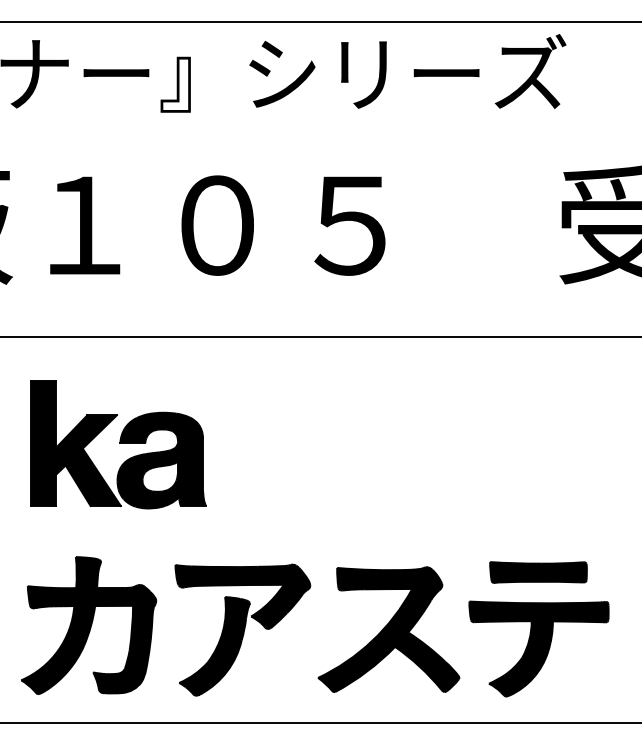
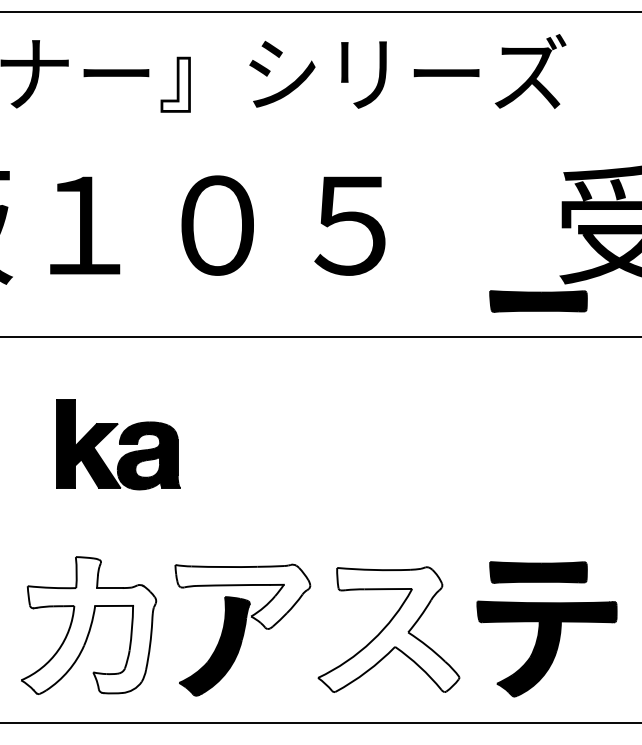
line position: (320, 22) -> (320, 12) (320, 12)
part: none -> present (538, 301)
part size: 177x130 px -> 125x92 px (118, 444)
fill: present -> none (242, 596)
fill: present -> none (88, 625)
fill: present -> none (388, 629)
part position: (538, 648) -> (546, 648) (546, 648)
